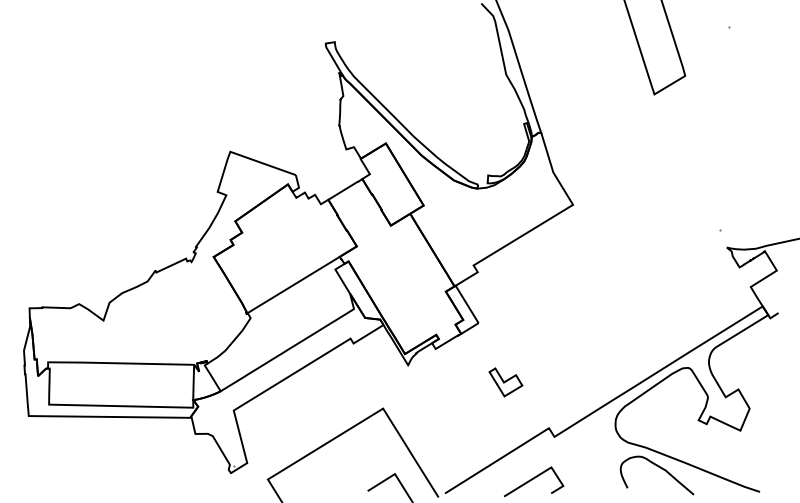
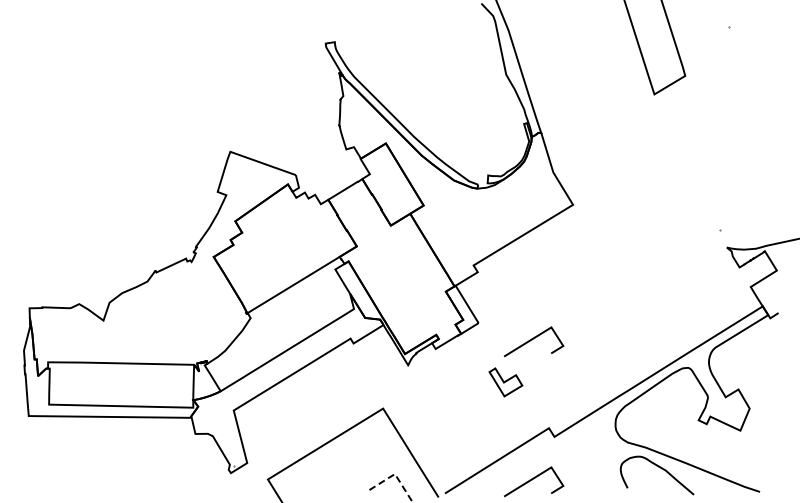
curve: none -> present (533, 339)
line: solid -> dashed (395, 474)
